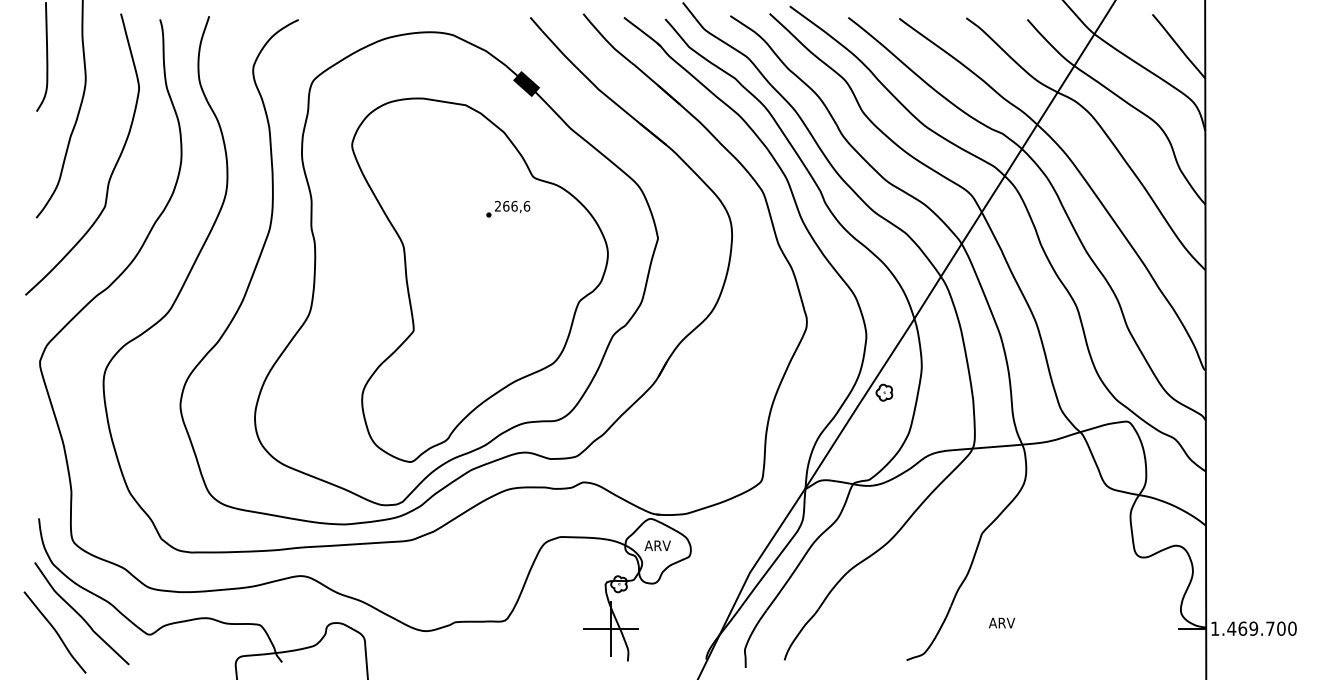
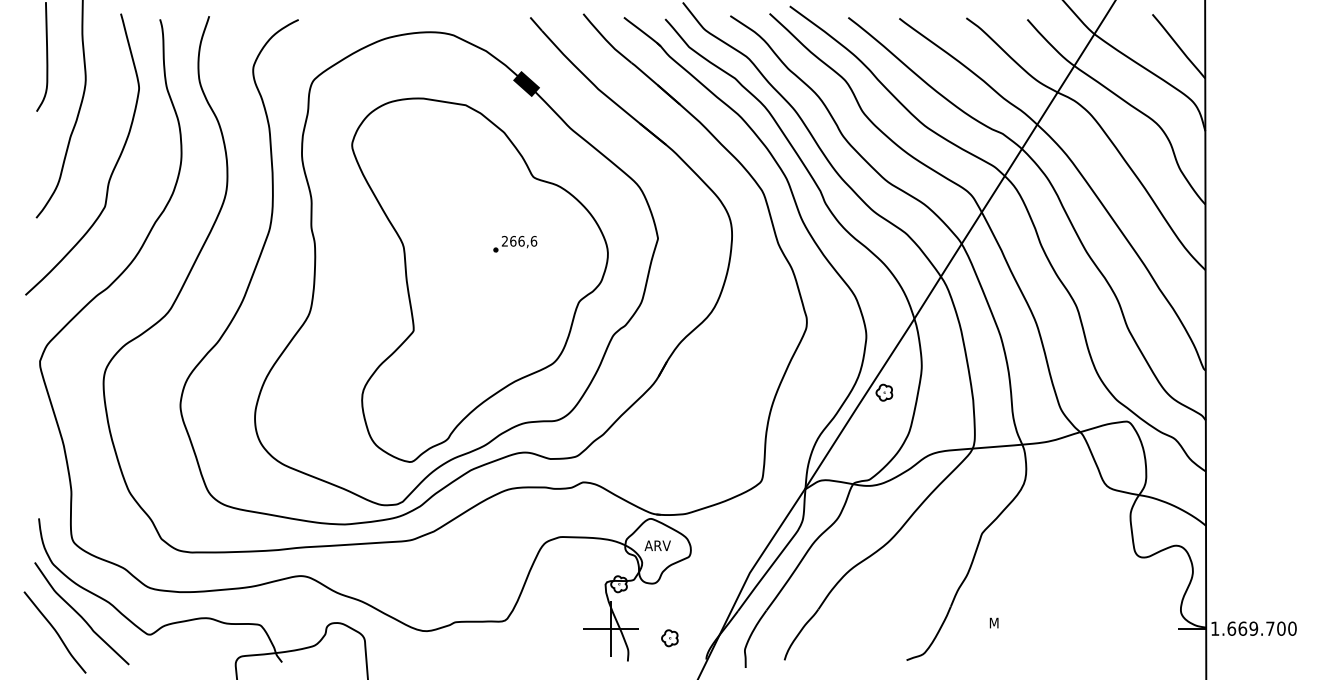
part position: (508, 209) -> (515, 244) (515, 244)
text: ARV -> M (1002, 622)
text: 1.469.700 -> 1.669.700 (1231, 628)
part: none -> present (669, 638)
